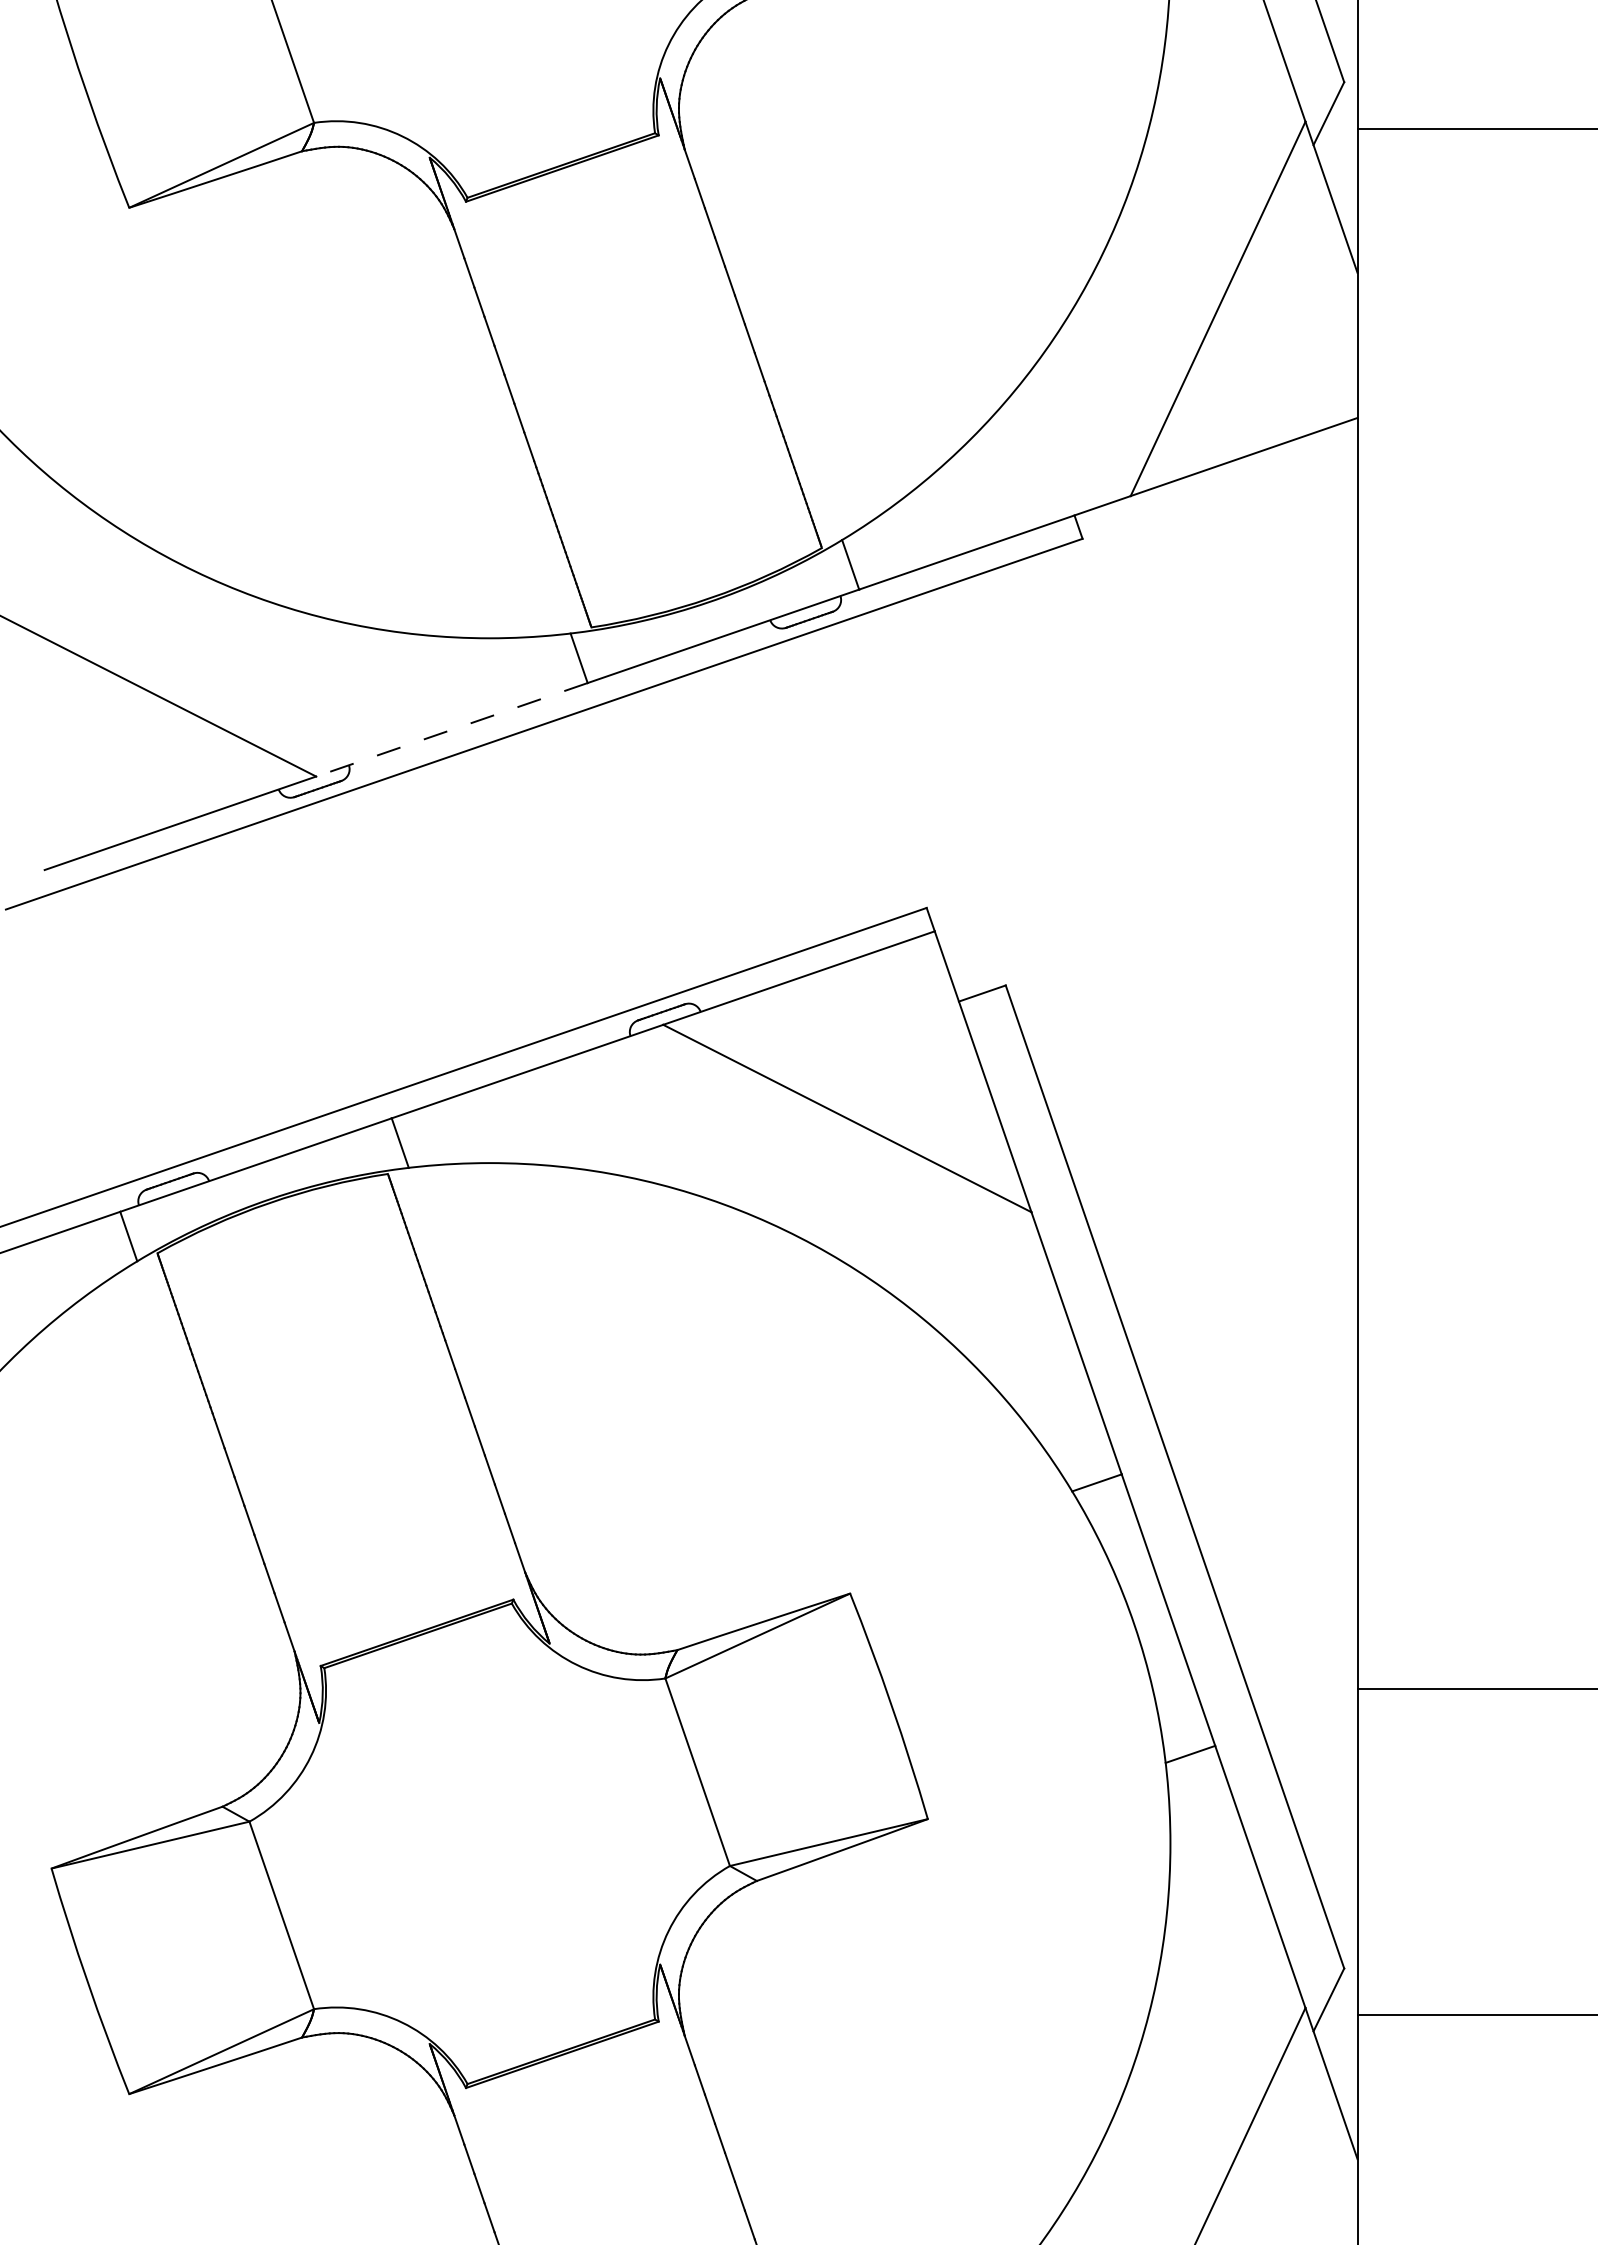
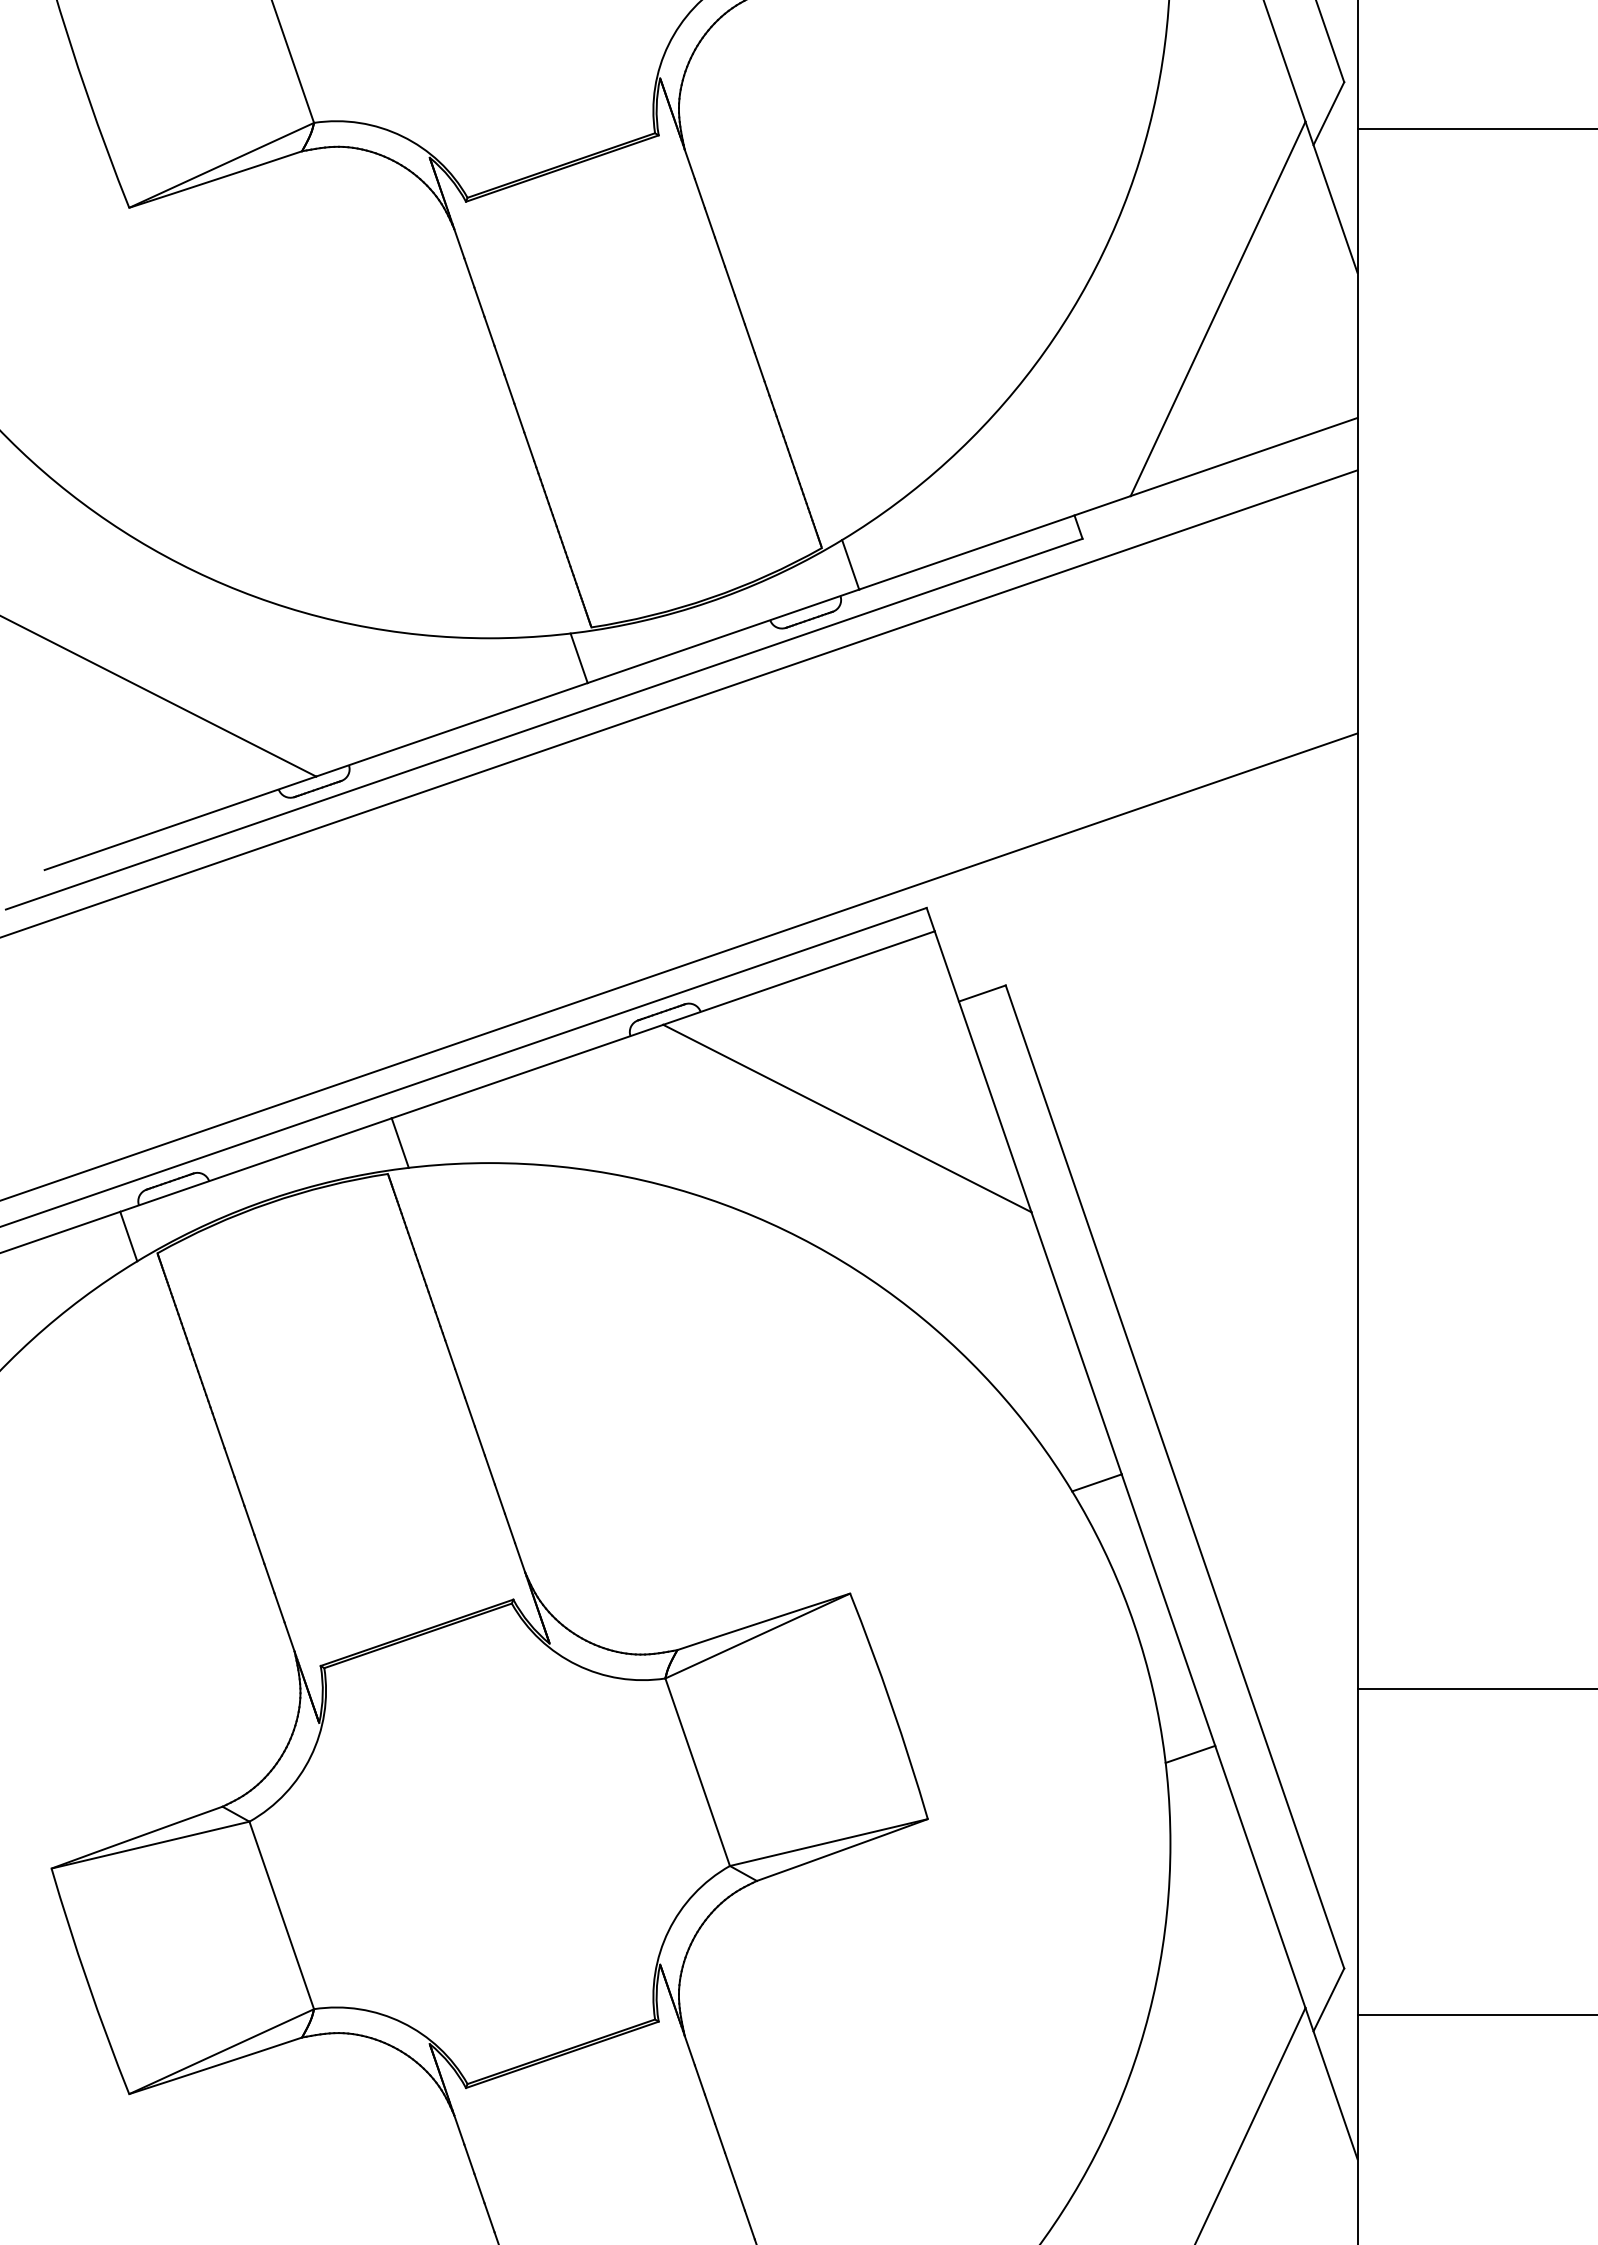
line: none -> present (679, 703)
line: dashed -> solid (451, 729)
line: none -> present (679, 966)
